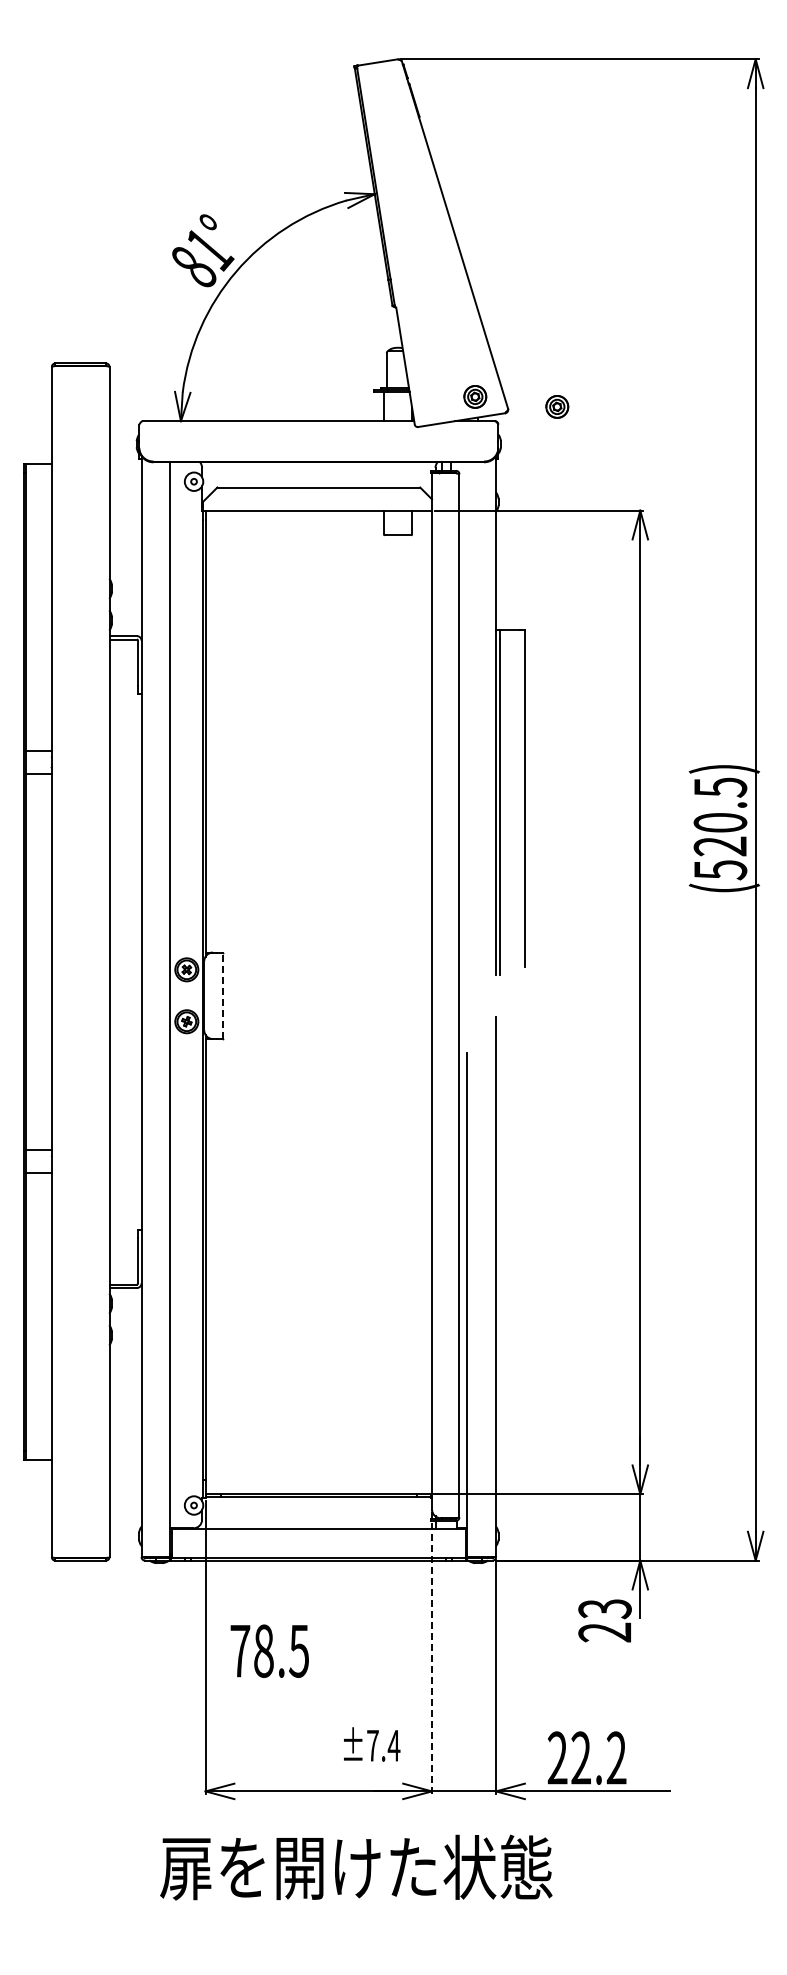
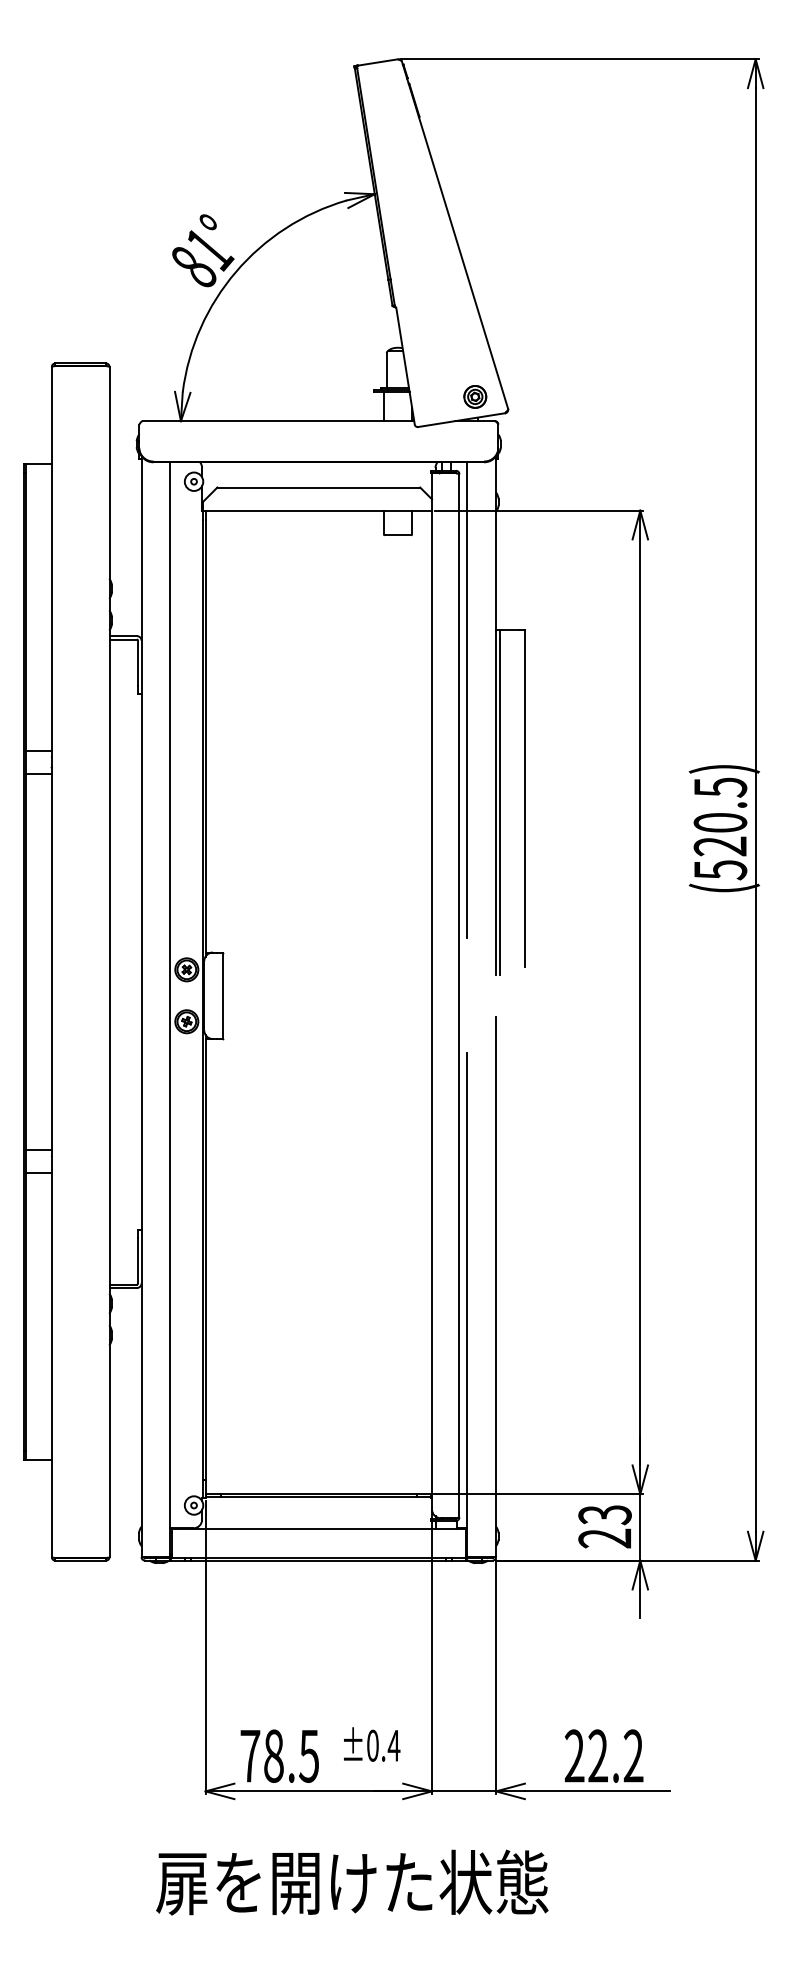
part: present -> none (557, 406)
line: none -> present (467, 700)
line: dashed -> solid (222, 995)
text position: (604, 1620) -> (604, 1526) (604, 1526)
text position: (269, 1650) -> (279, 1755) (279, 1755)
line: dashed -> solid (432, 1653)
text: ±7.4 -> ±0.4 (372, 1745)
text position: (586, 1757) -> (603, 1755) (603, 1755)
text position: (356, 1867) -> (352, 1882) (352, 1882)
